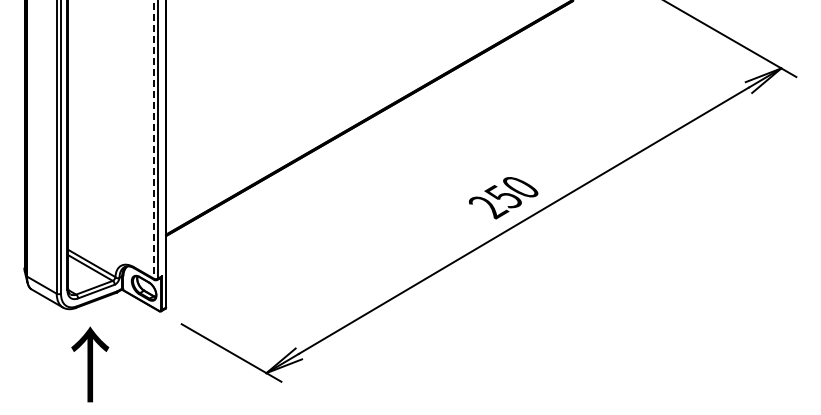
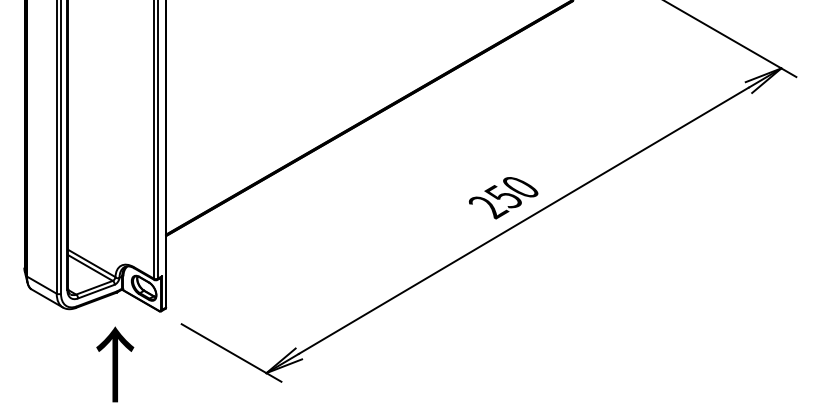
line: dashed -> solid (153, 139)
text position: (90, 364) -> (115, 364) (115, 364)
